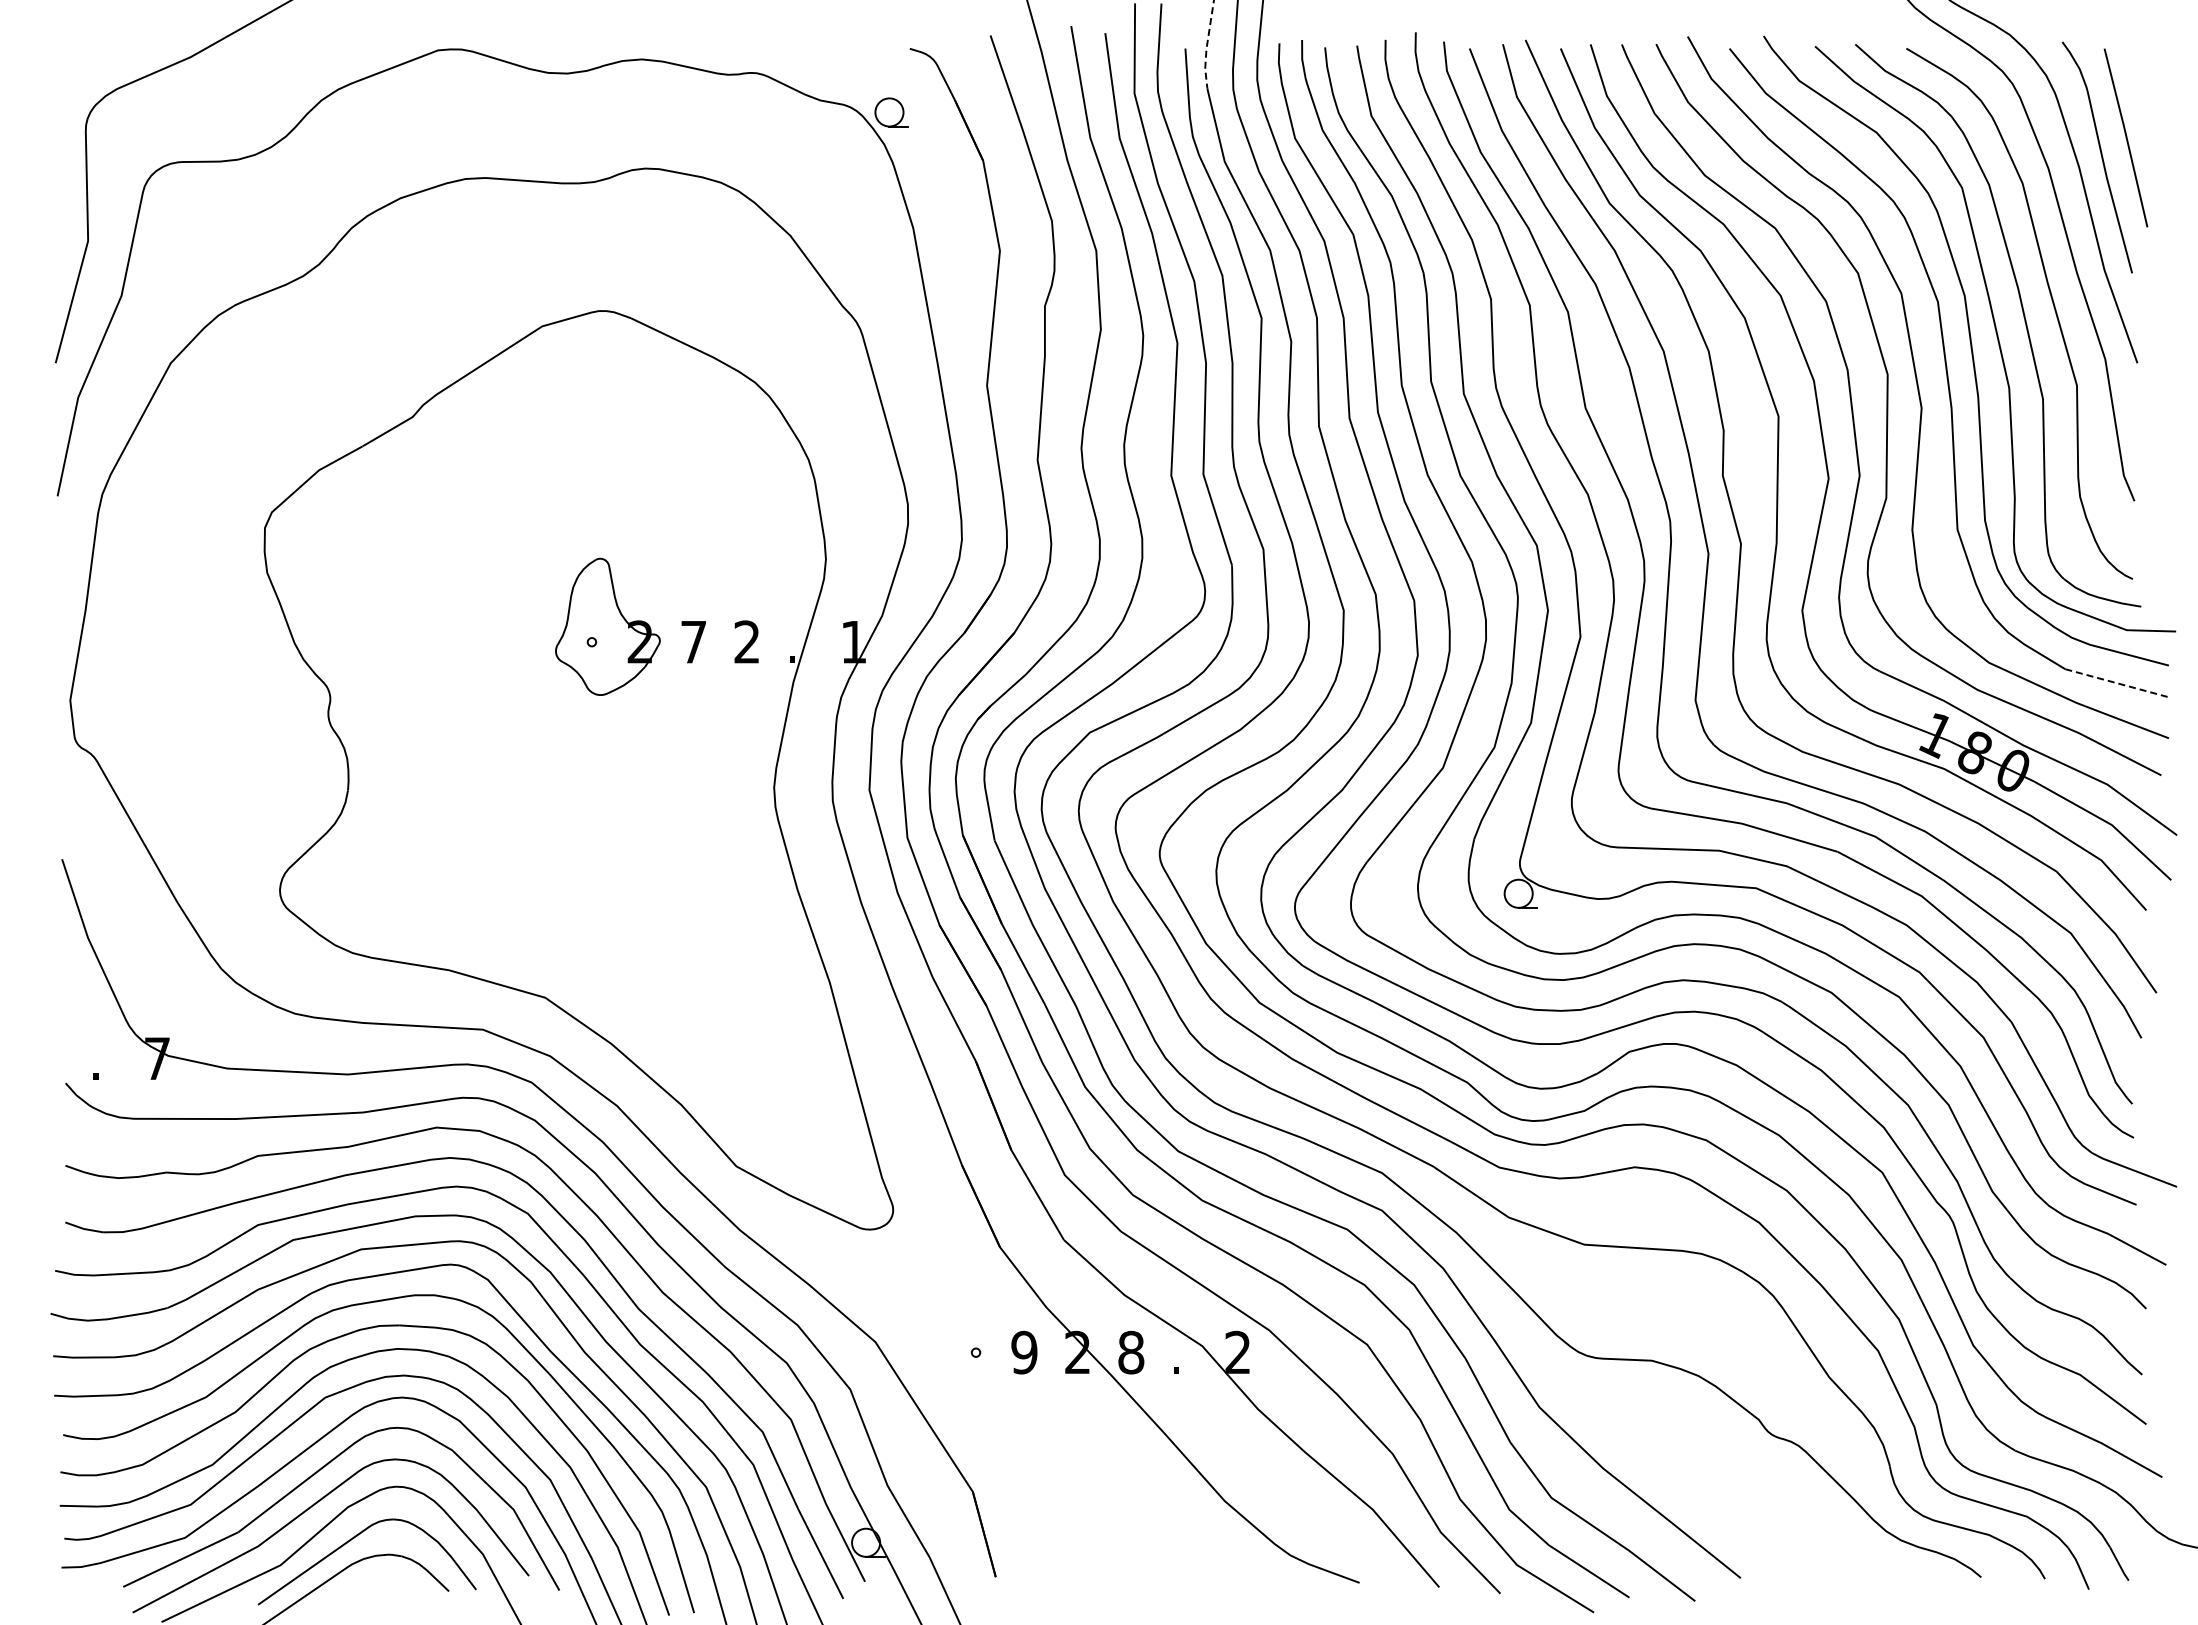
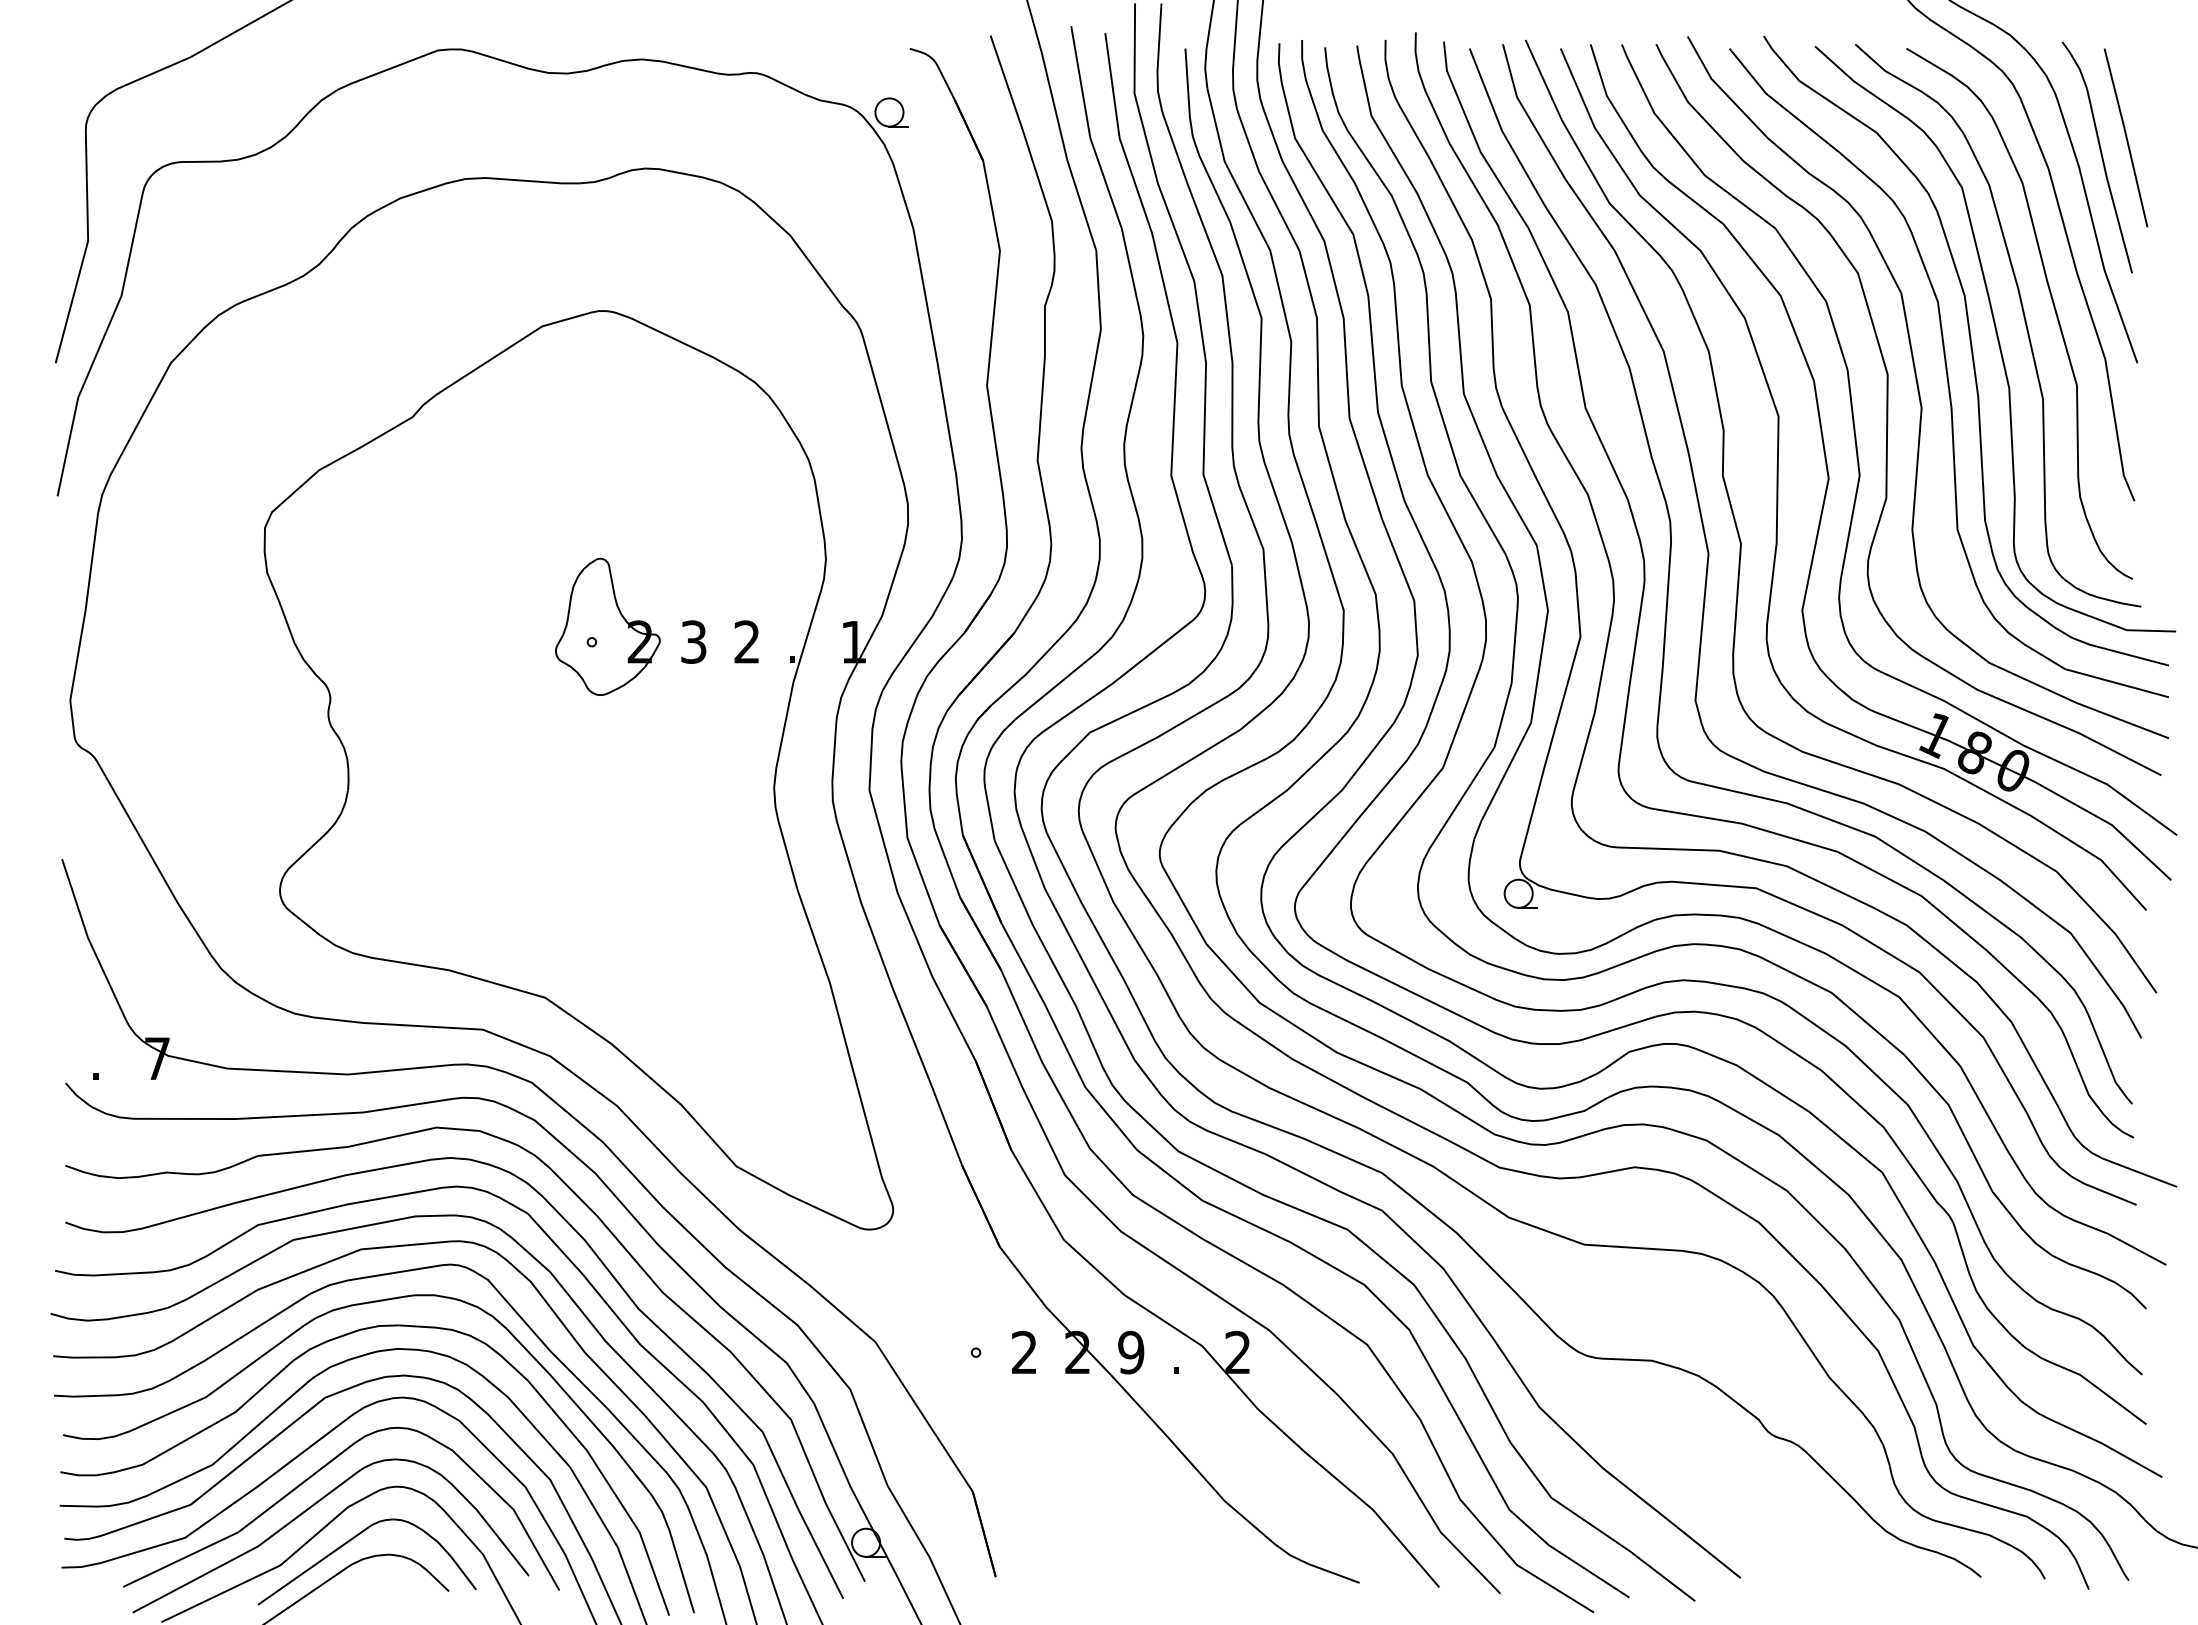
line: dashed -> solid (1207, 45)
text: 7 -> 3 (693, 641)
line: dashed -> solid (2117, 683)
text: 9 -> 2 (1024, 1352)
text: 8 -> 9 (1131, 1352)
